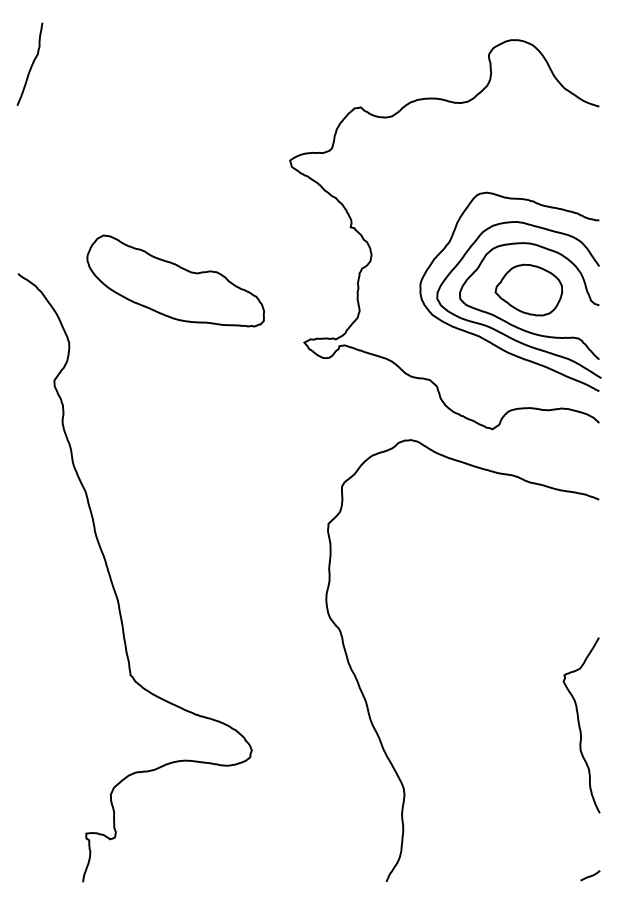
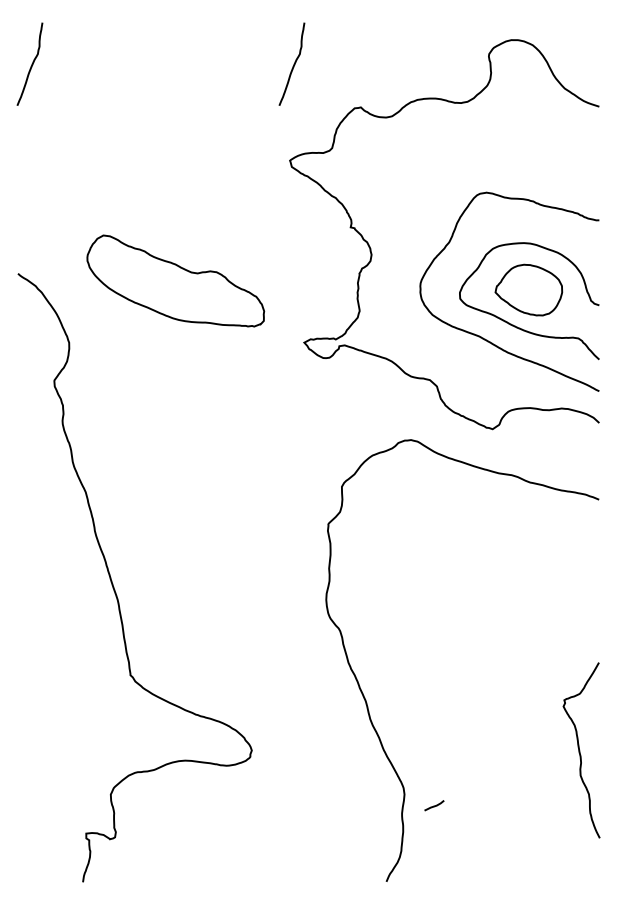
curve: none -> present (293, 64)
curve: present -> none (502, 332)
curve position: (580, 725) -> (580, 750) (580, 750)
curve position: (590, 875) -> (434, 805) (434, 805)
